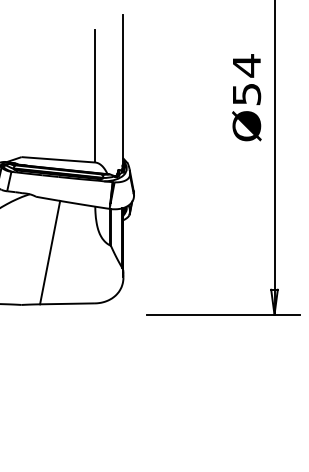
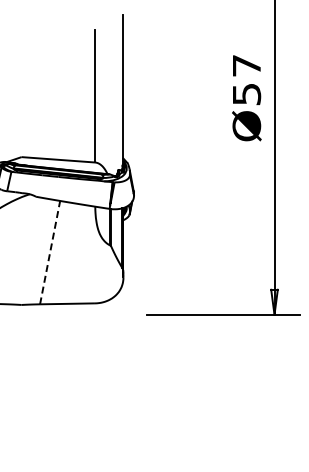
text: Ø54 -> Ø57 (246, 65)
line: solid -> dashed (50, 252)
